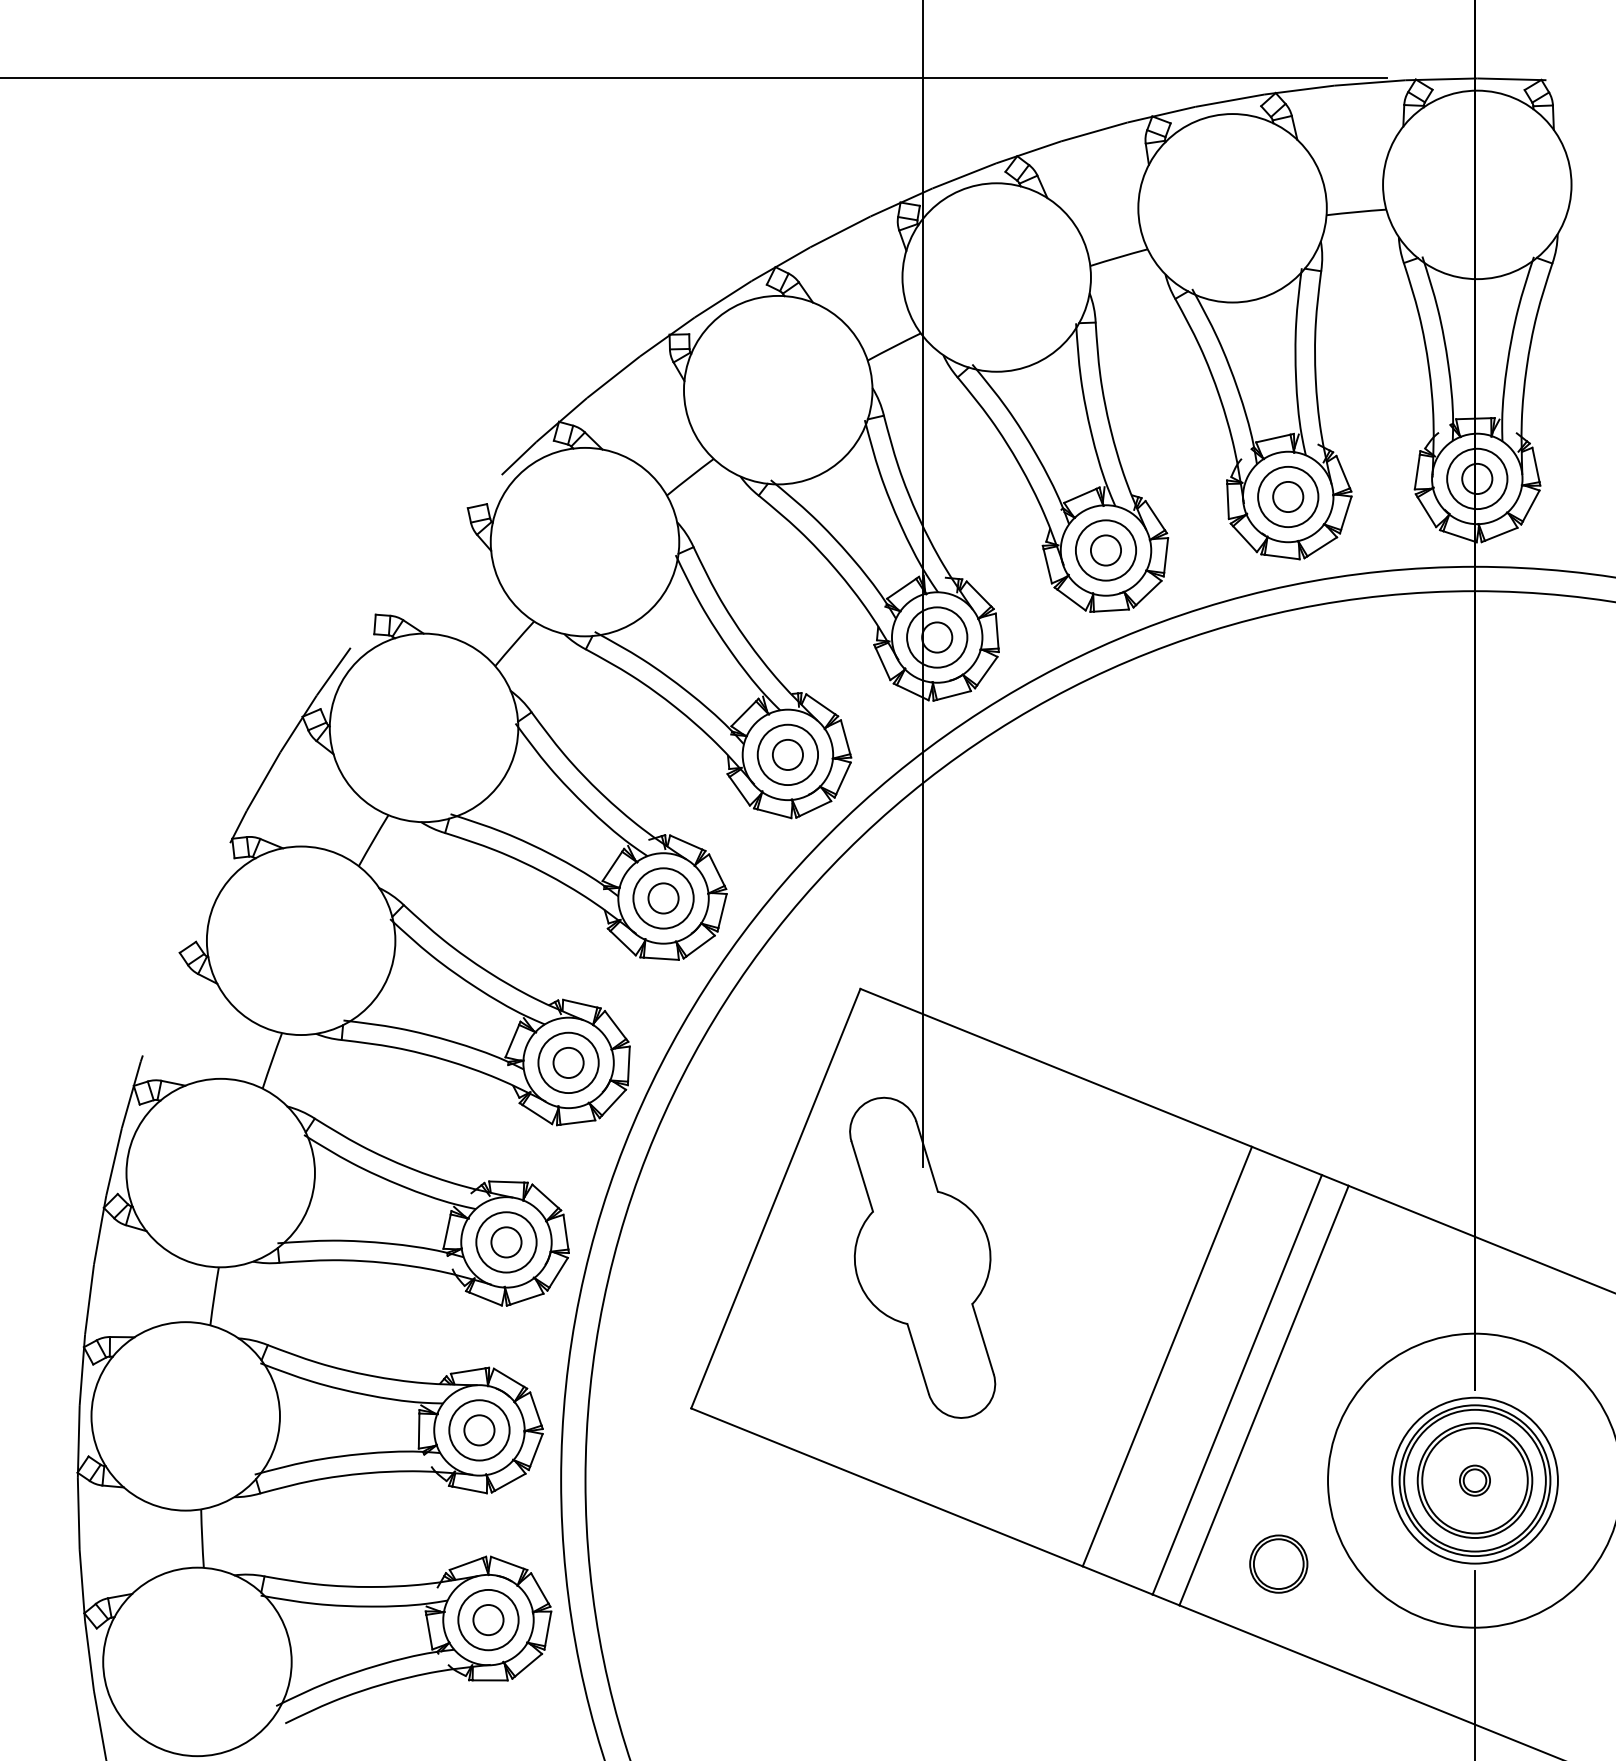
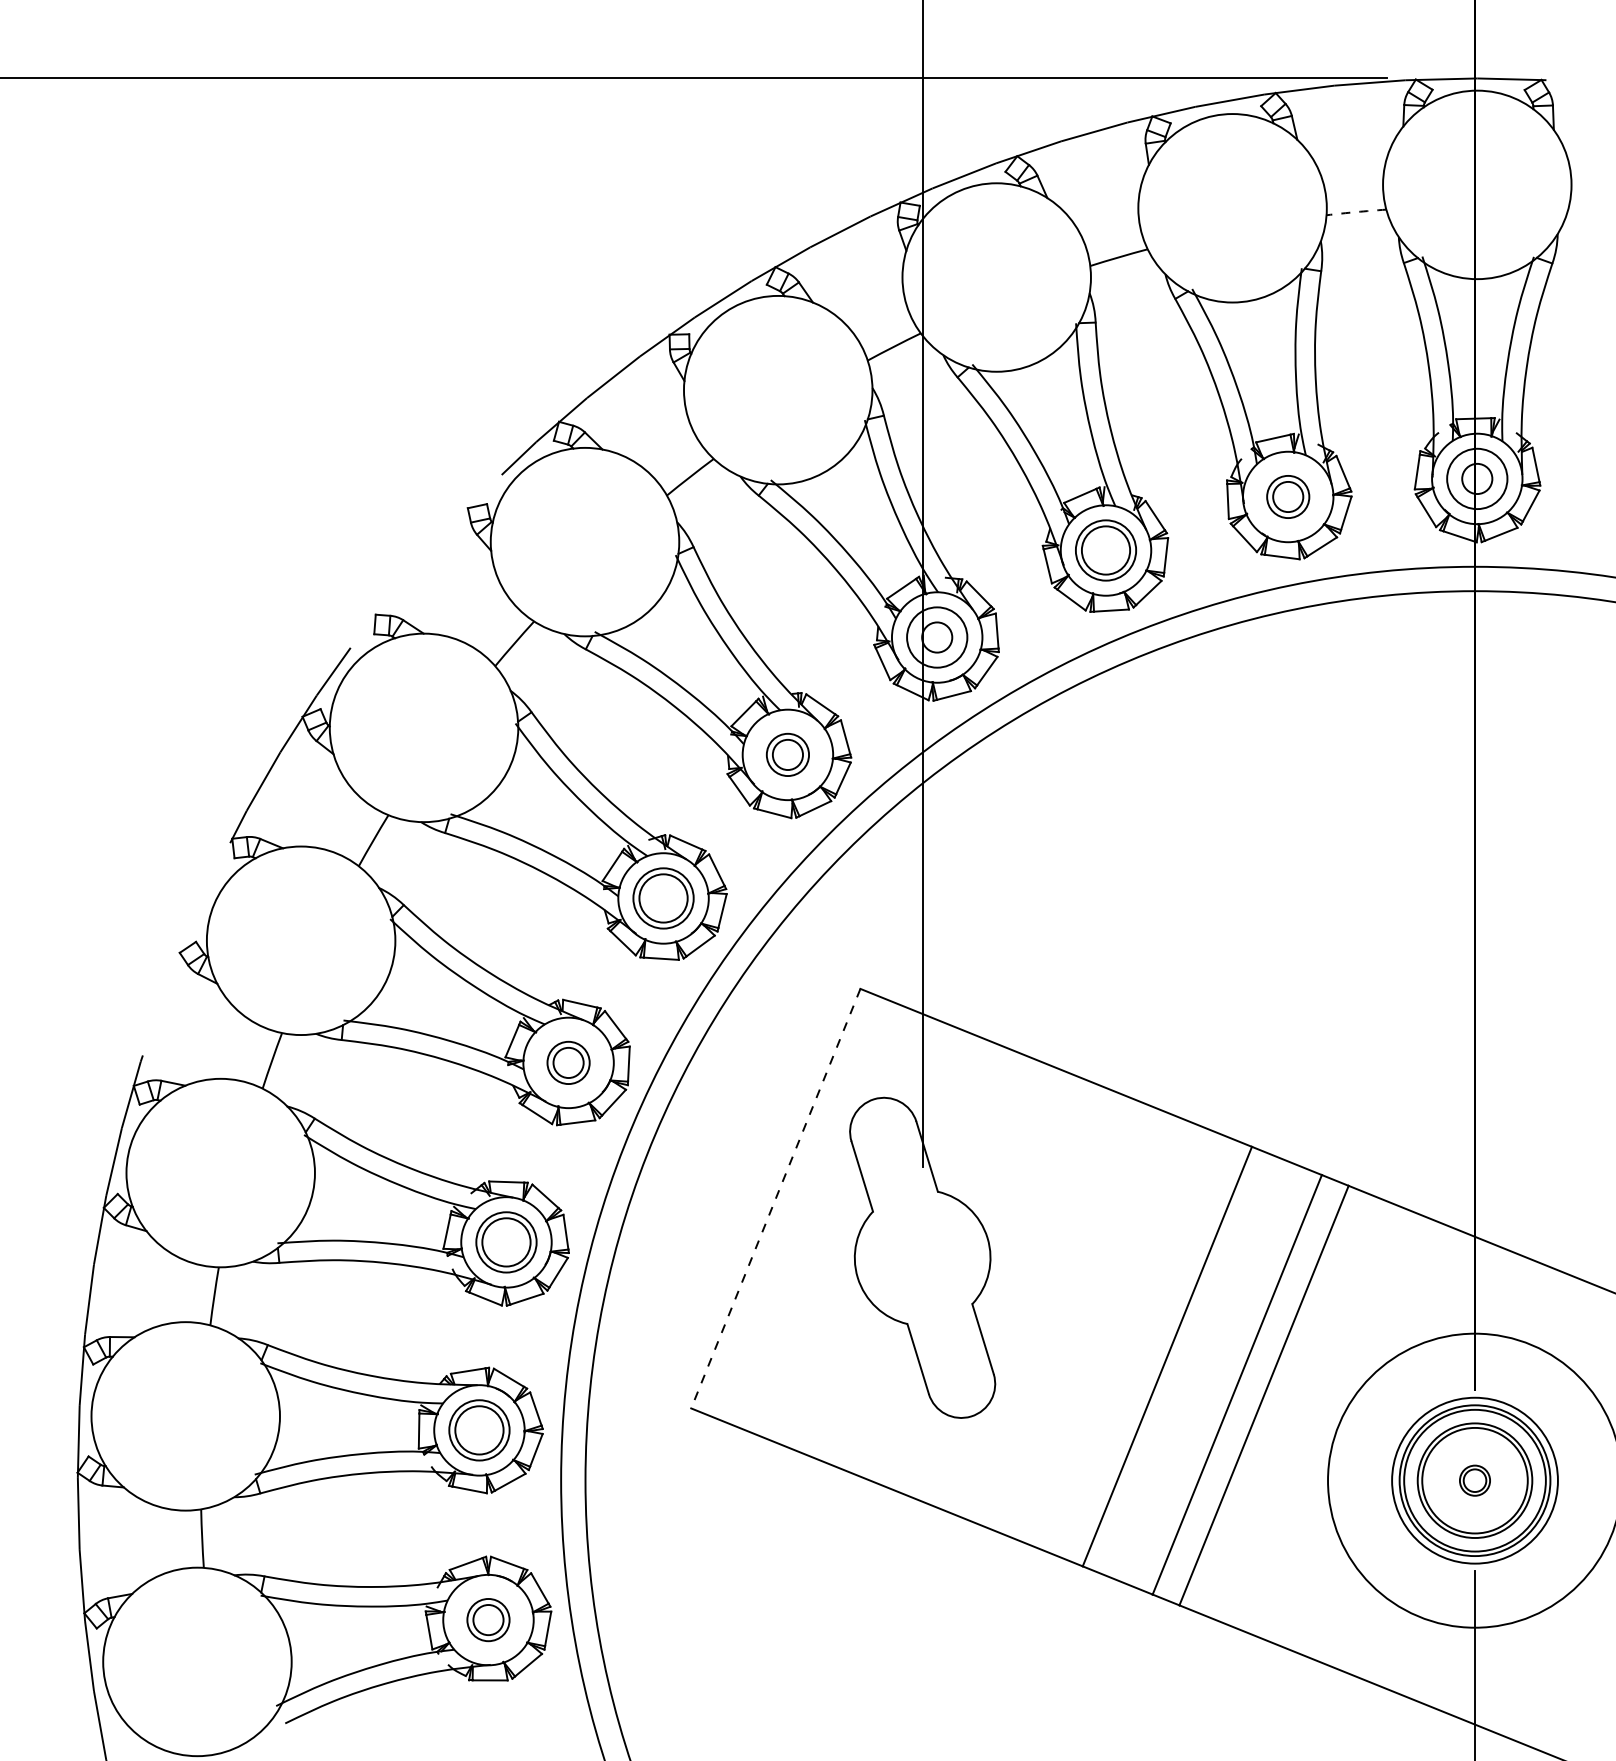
arc: solid -> dashed (1356, 212)
circle diameter: 60 px -> 42 px (1288, 496)
circle diameter: 30 px -> 48 px (1105, 550)
circle diameter: 60 px -> 42 px (787, 754)
circle diameter: 30 px -> 48 px (663, 898)
circle diameter: 60 px -> 42 px (568, 1062)
line: solid -> dashed (775, 1199)
circle diameter: 30 px -> 48 px (506, 1242)
circle diameter: 30 px -> 48 px (479, 1430)
part: present -> none (1278, 1563)
circle diameter: 60 px -> 42 px (488, 1619)
